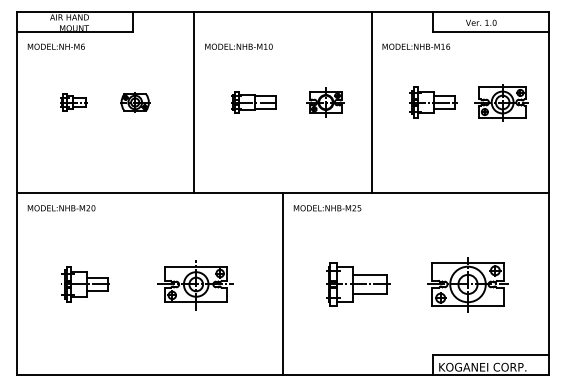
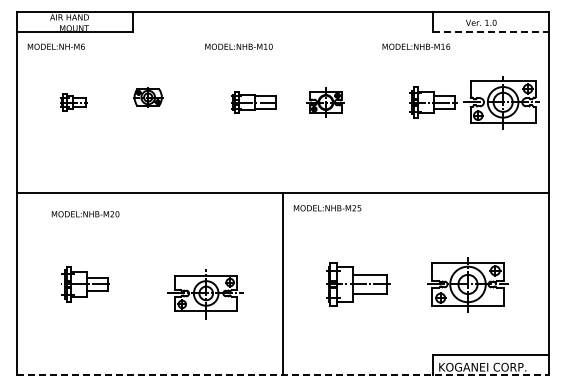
line: solid -> dashed (491, 32)
part position: (135, 102) -> (148, 97) (148, 97)
line: present -> none (194, 102)
line: present -> none (371, 102)
part size: 55x38 px -> 77x54 px (501, 102)
text position: (61, 208) -> (85, 214) (85, 214)
part position: (195, 285) -> (205, 294) (205, 294)
line: solid -> dashed (283, 375)
